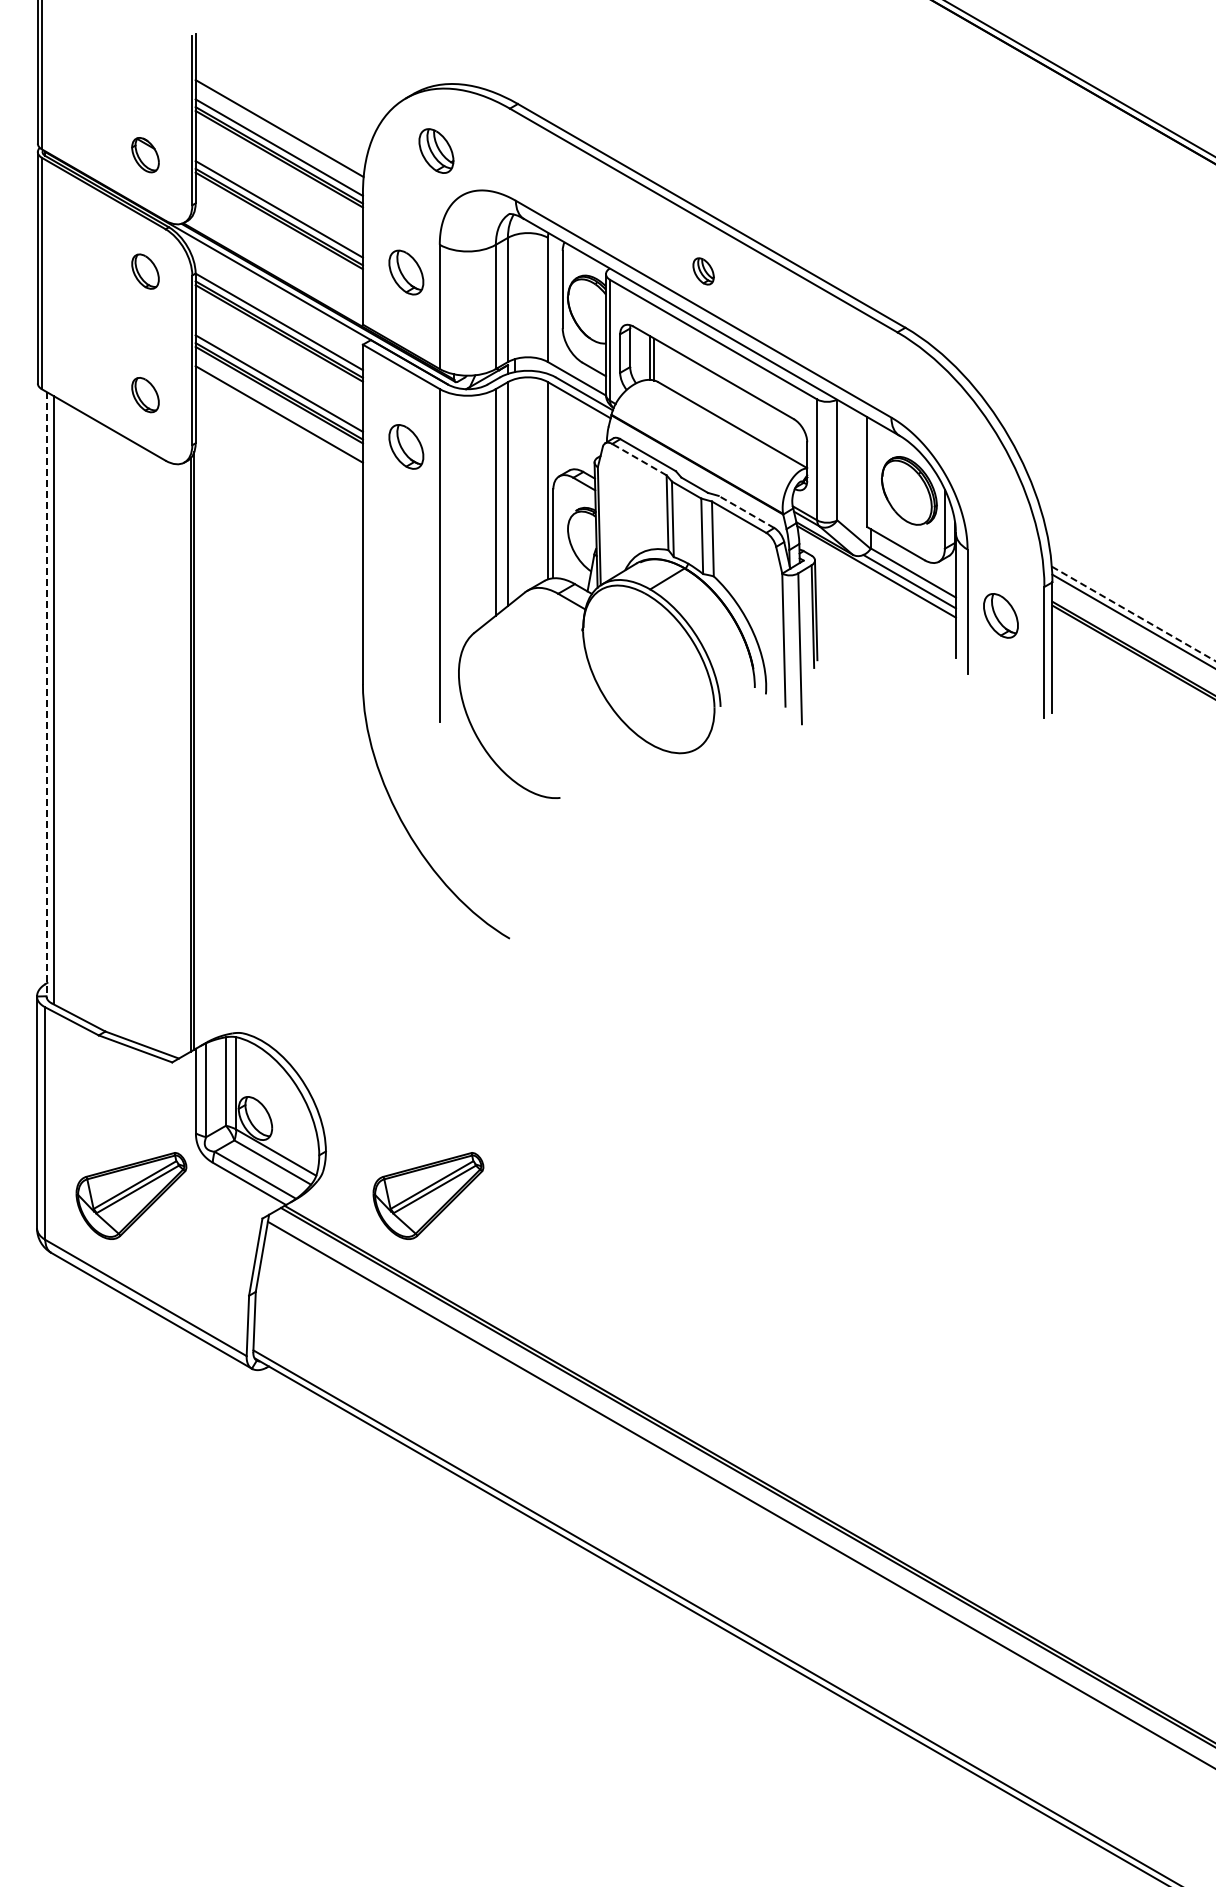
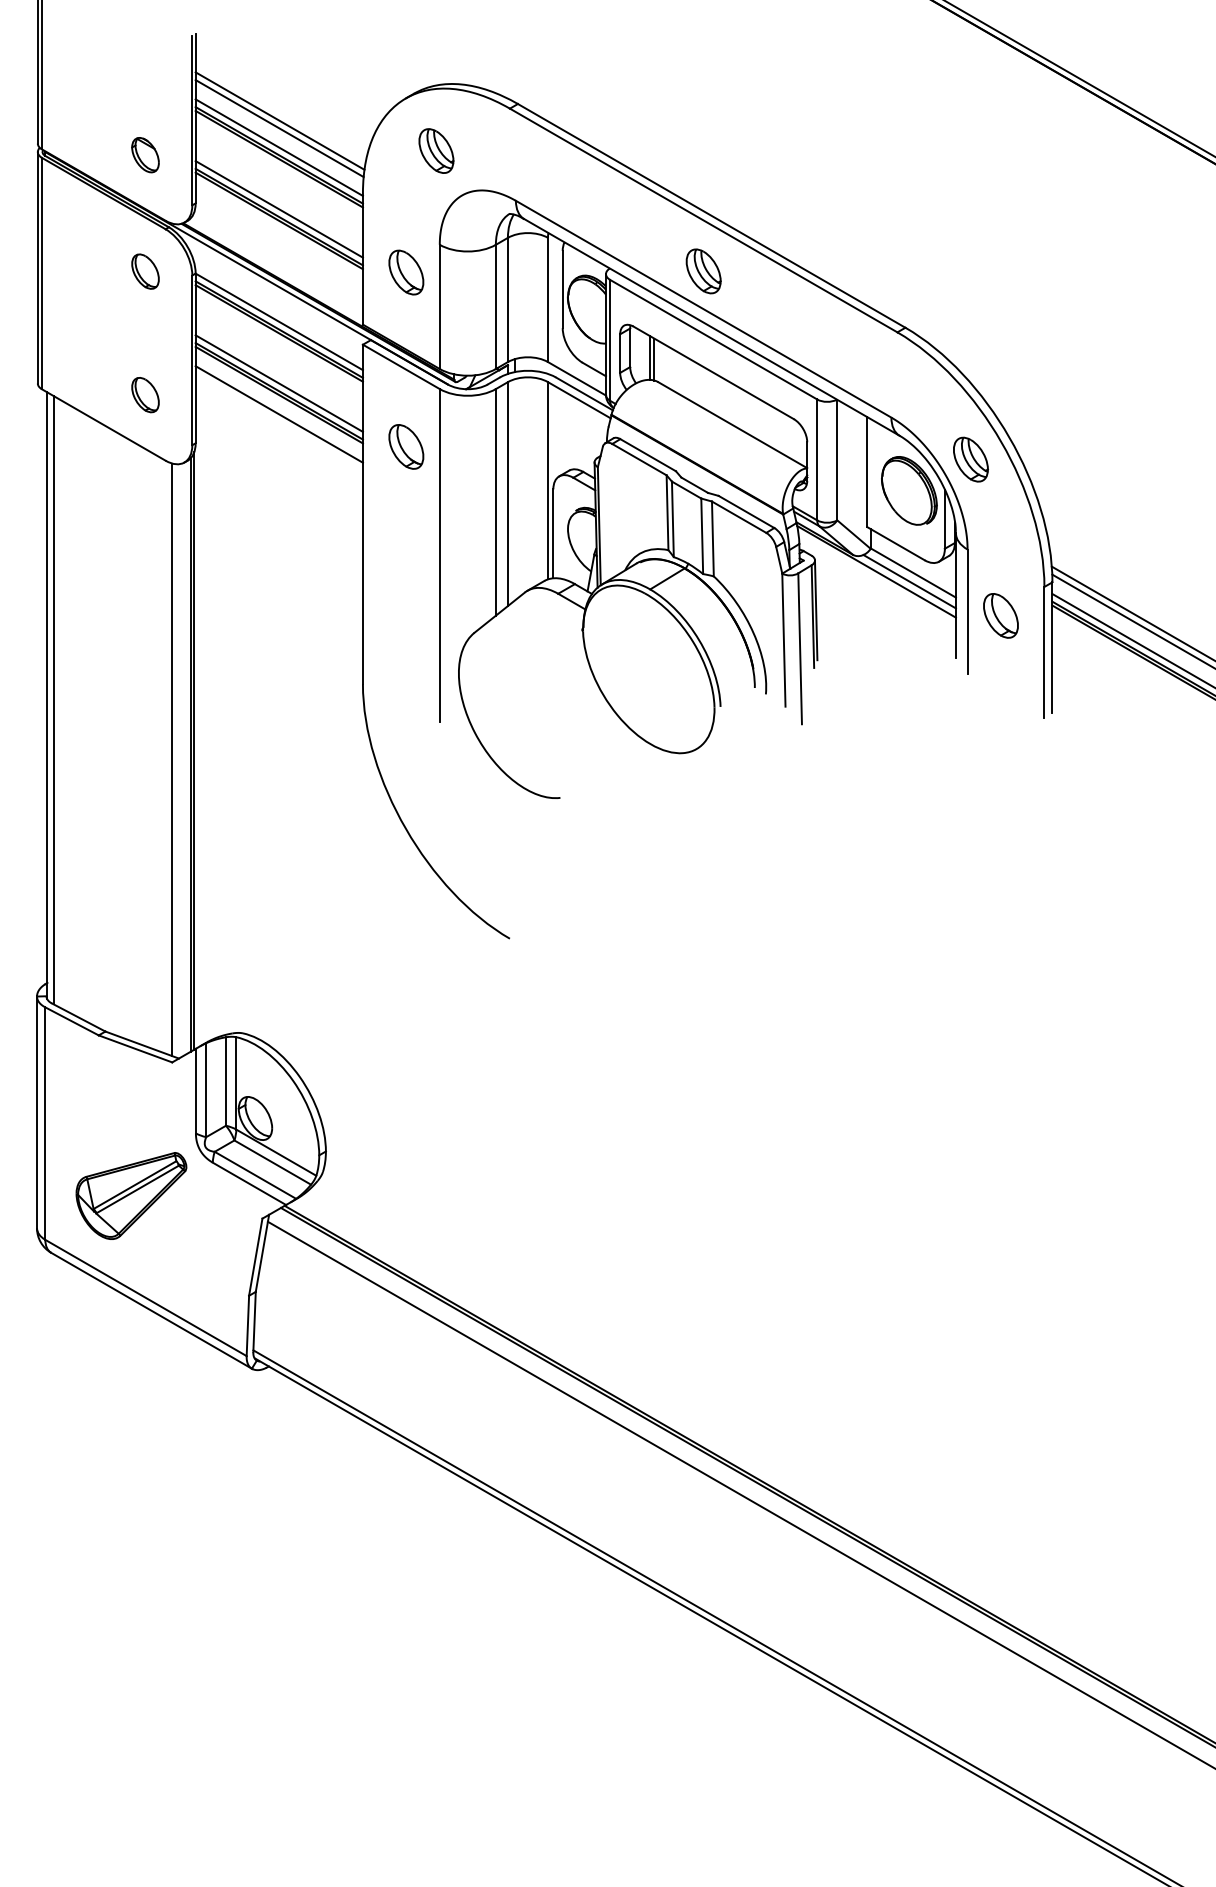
line: none -> present (279, 120)
part size: 23x29 px -> 37x47 px (703, 271)
line: dashed -> solid (639, 459)
part: none -> present (970, 459)
line: dashed -> solid (746, 511)
line: dashed -> solid (1134, 614)
line: none -> present (1132, 640)
line: dashed -> solid (47, 696)
line: none -> present (172, 759)
part: present -> none (428, 1195)
